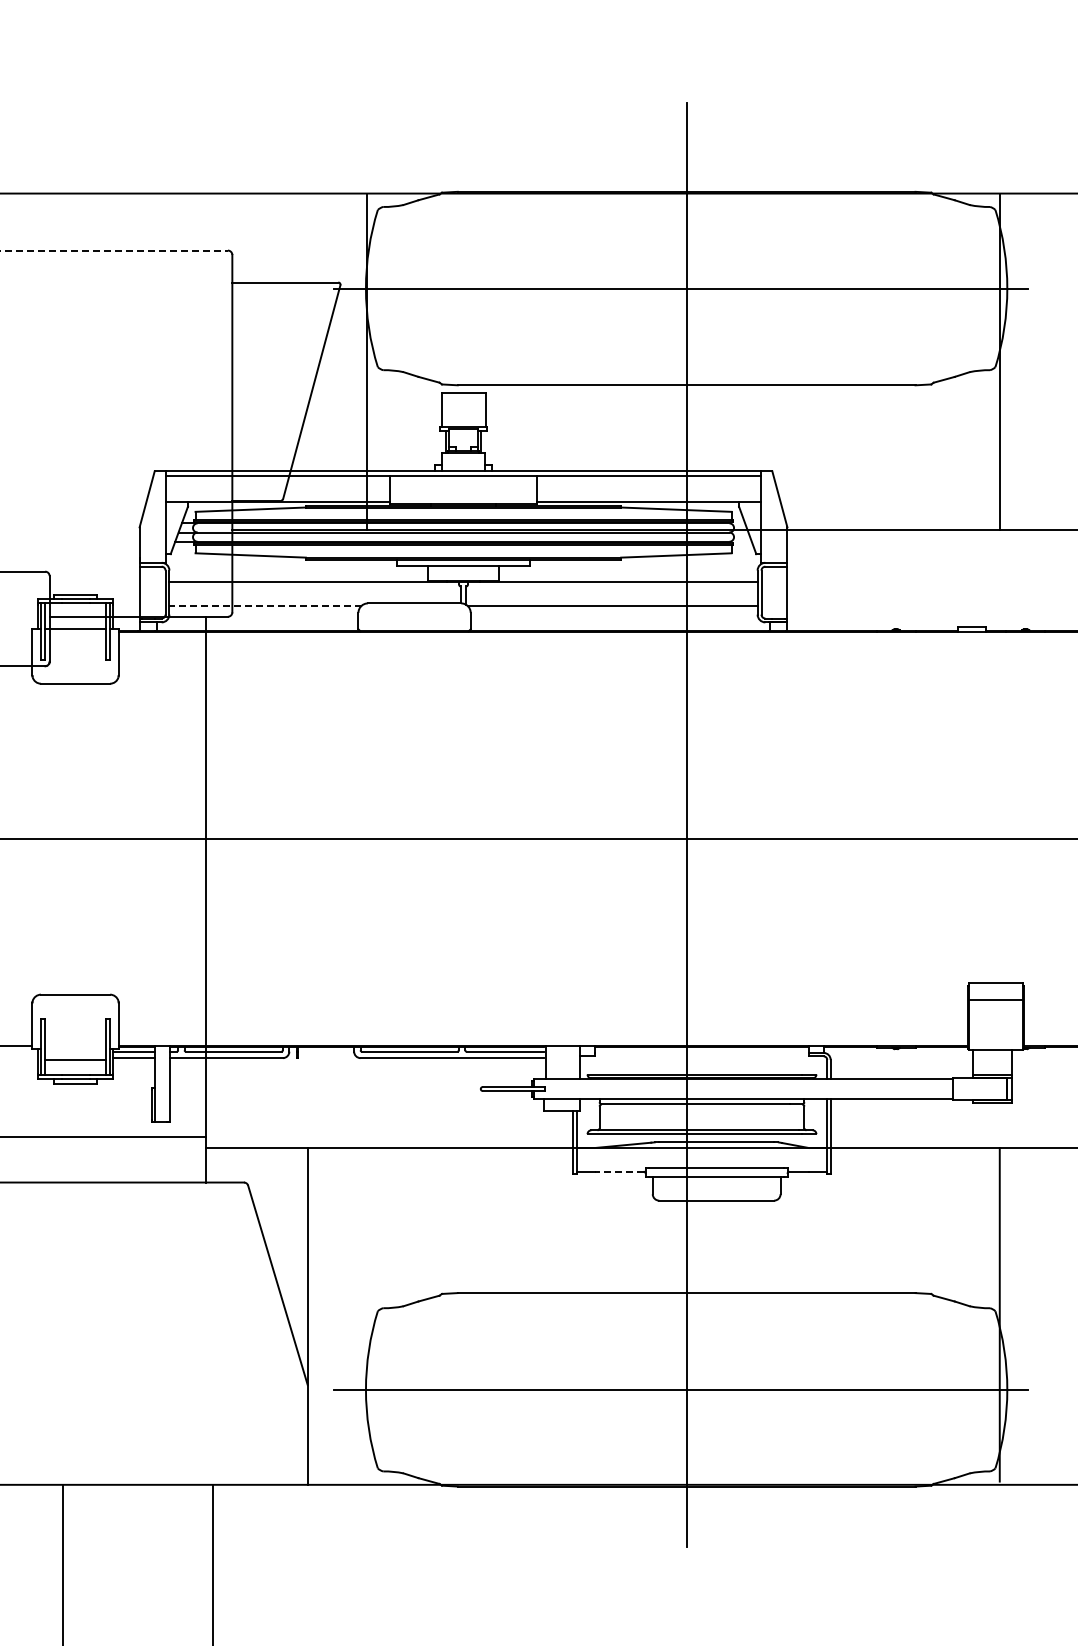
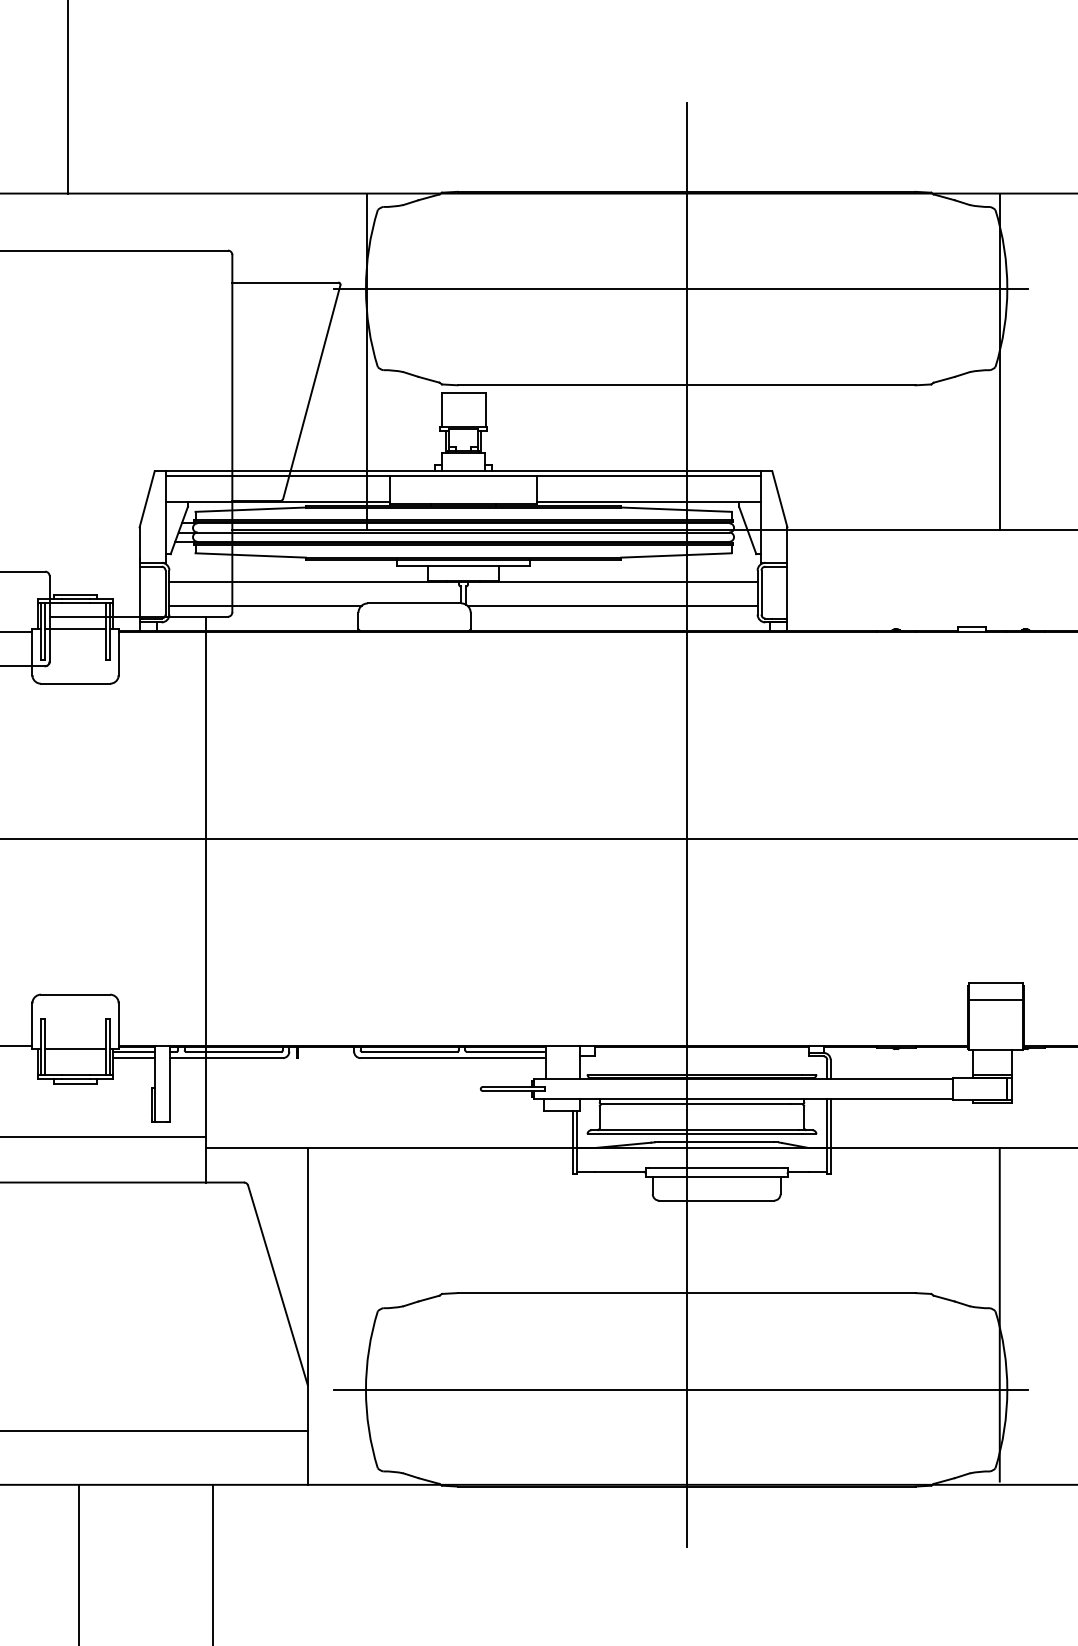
line: none -> present (68, 97)
line: dashed -> solid (113, 250)
line: dashed -> solid (265, 605)
line: none -> present (17, 631)
line position: (75, 1060) -> (75, 1049) (75, 1049)
line: dashed -> solid (619, 1171)
line: none -> present (154, 1430)
line position: (62, 1563) -> (78, 1563) (78, 1563)
